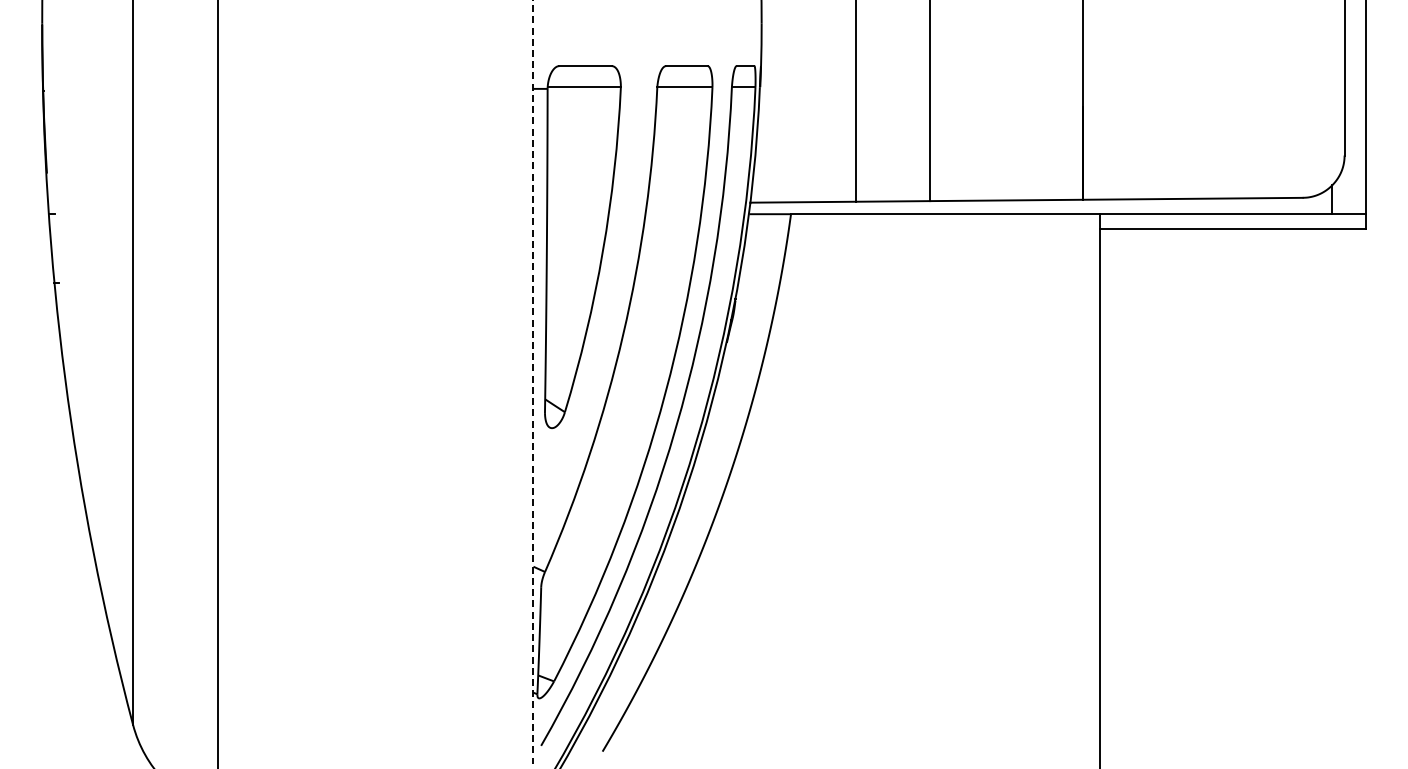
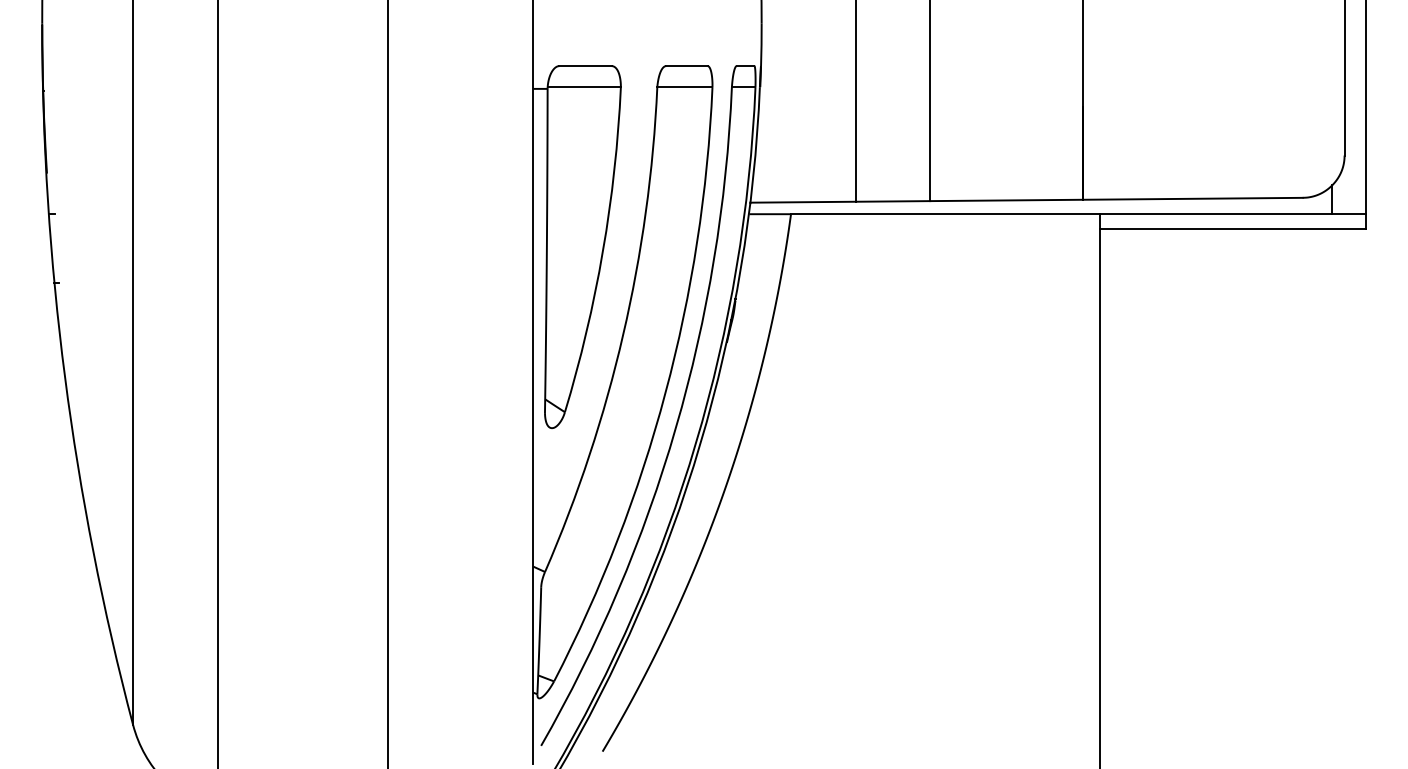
line: dashed -> solid (533, 382)
line: none -> present (388, 383)
